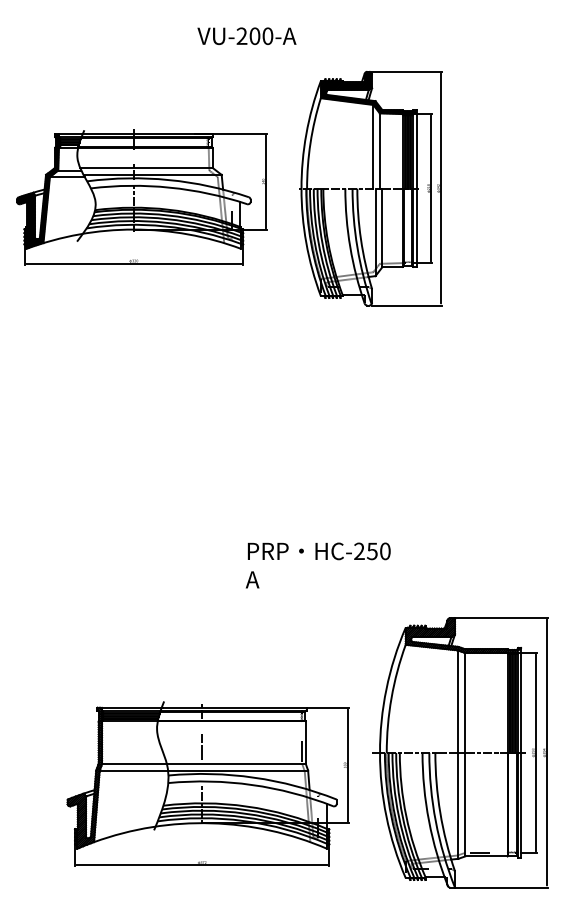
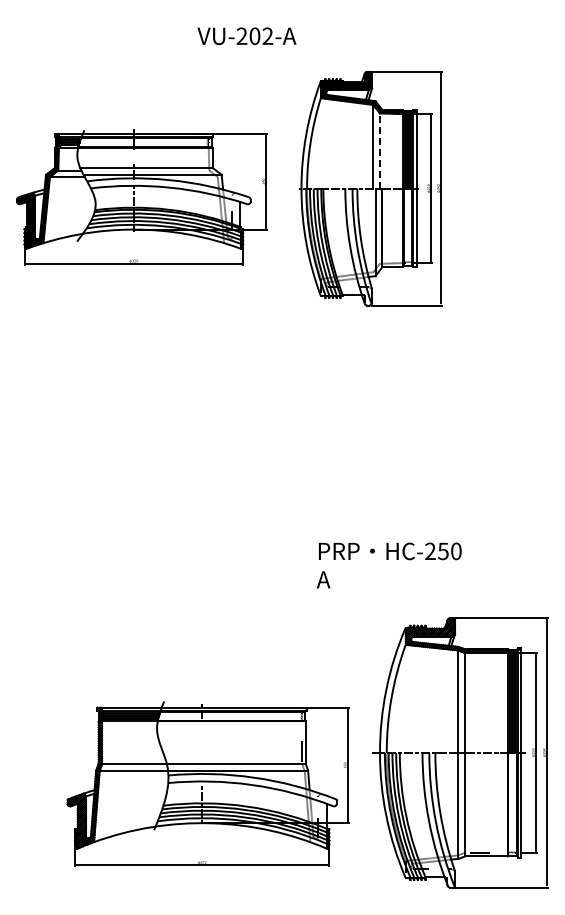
text: VU-200-A -> VU-202-A (267, 35)
line: solid -> dashed (379, 151)
text position: (317, 565) -> (388, 565) (388, 565)
line: present -> none (202, 747)
